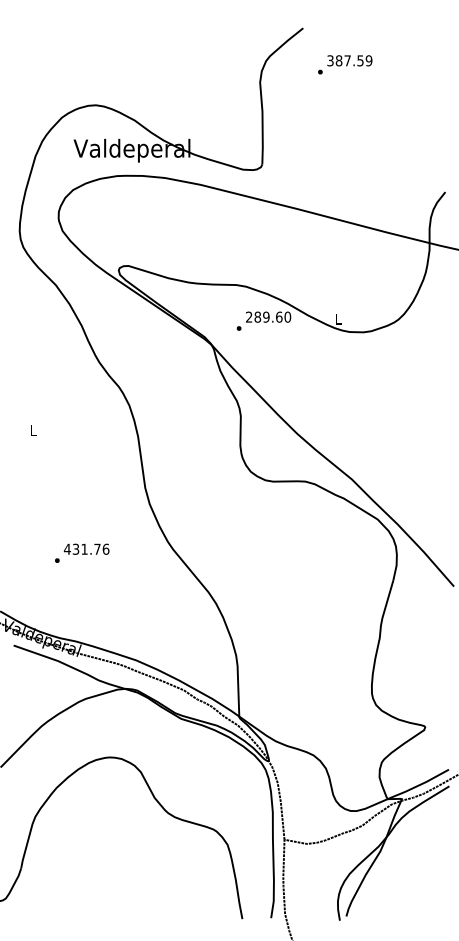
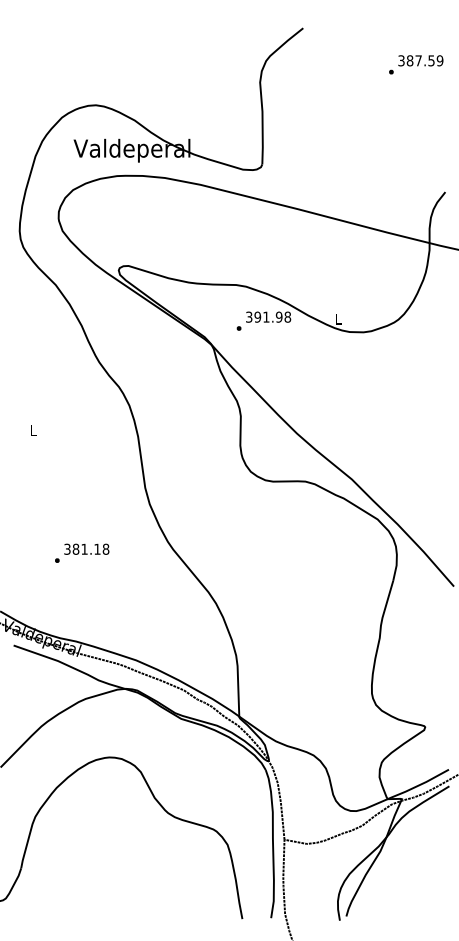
text position: (345, 64) -> (416, 64) (416, 64)
text: 289.60 -> 391.98 (268, 316)
text: 431.76 -> 381.18 (86, 548)
